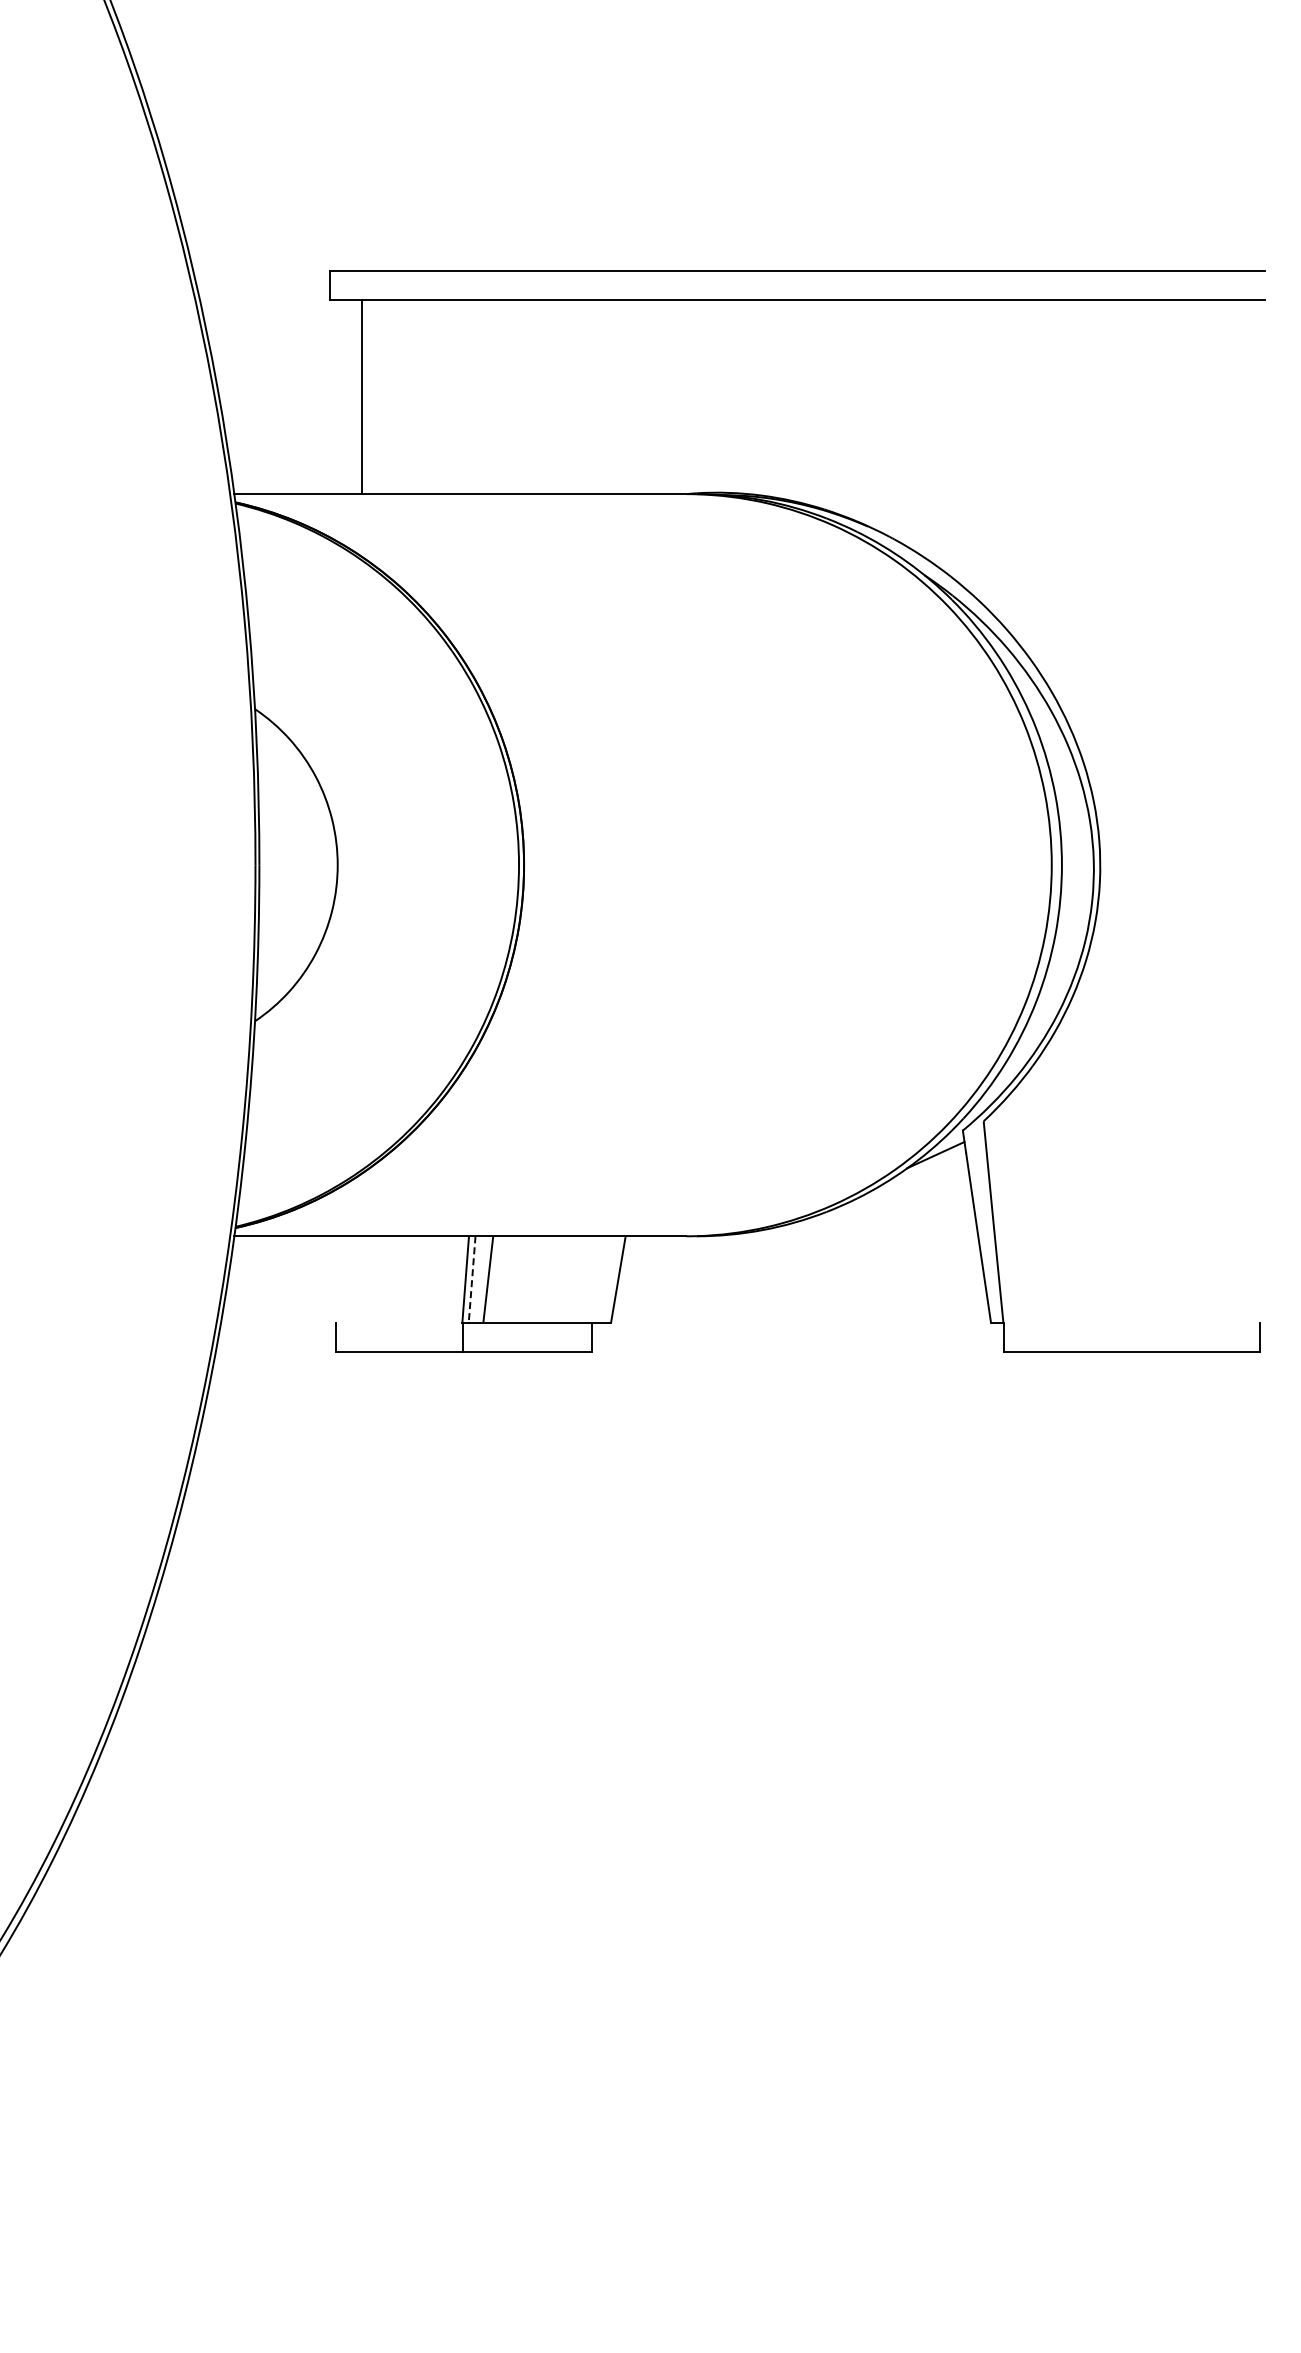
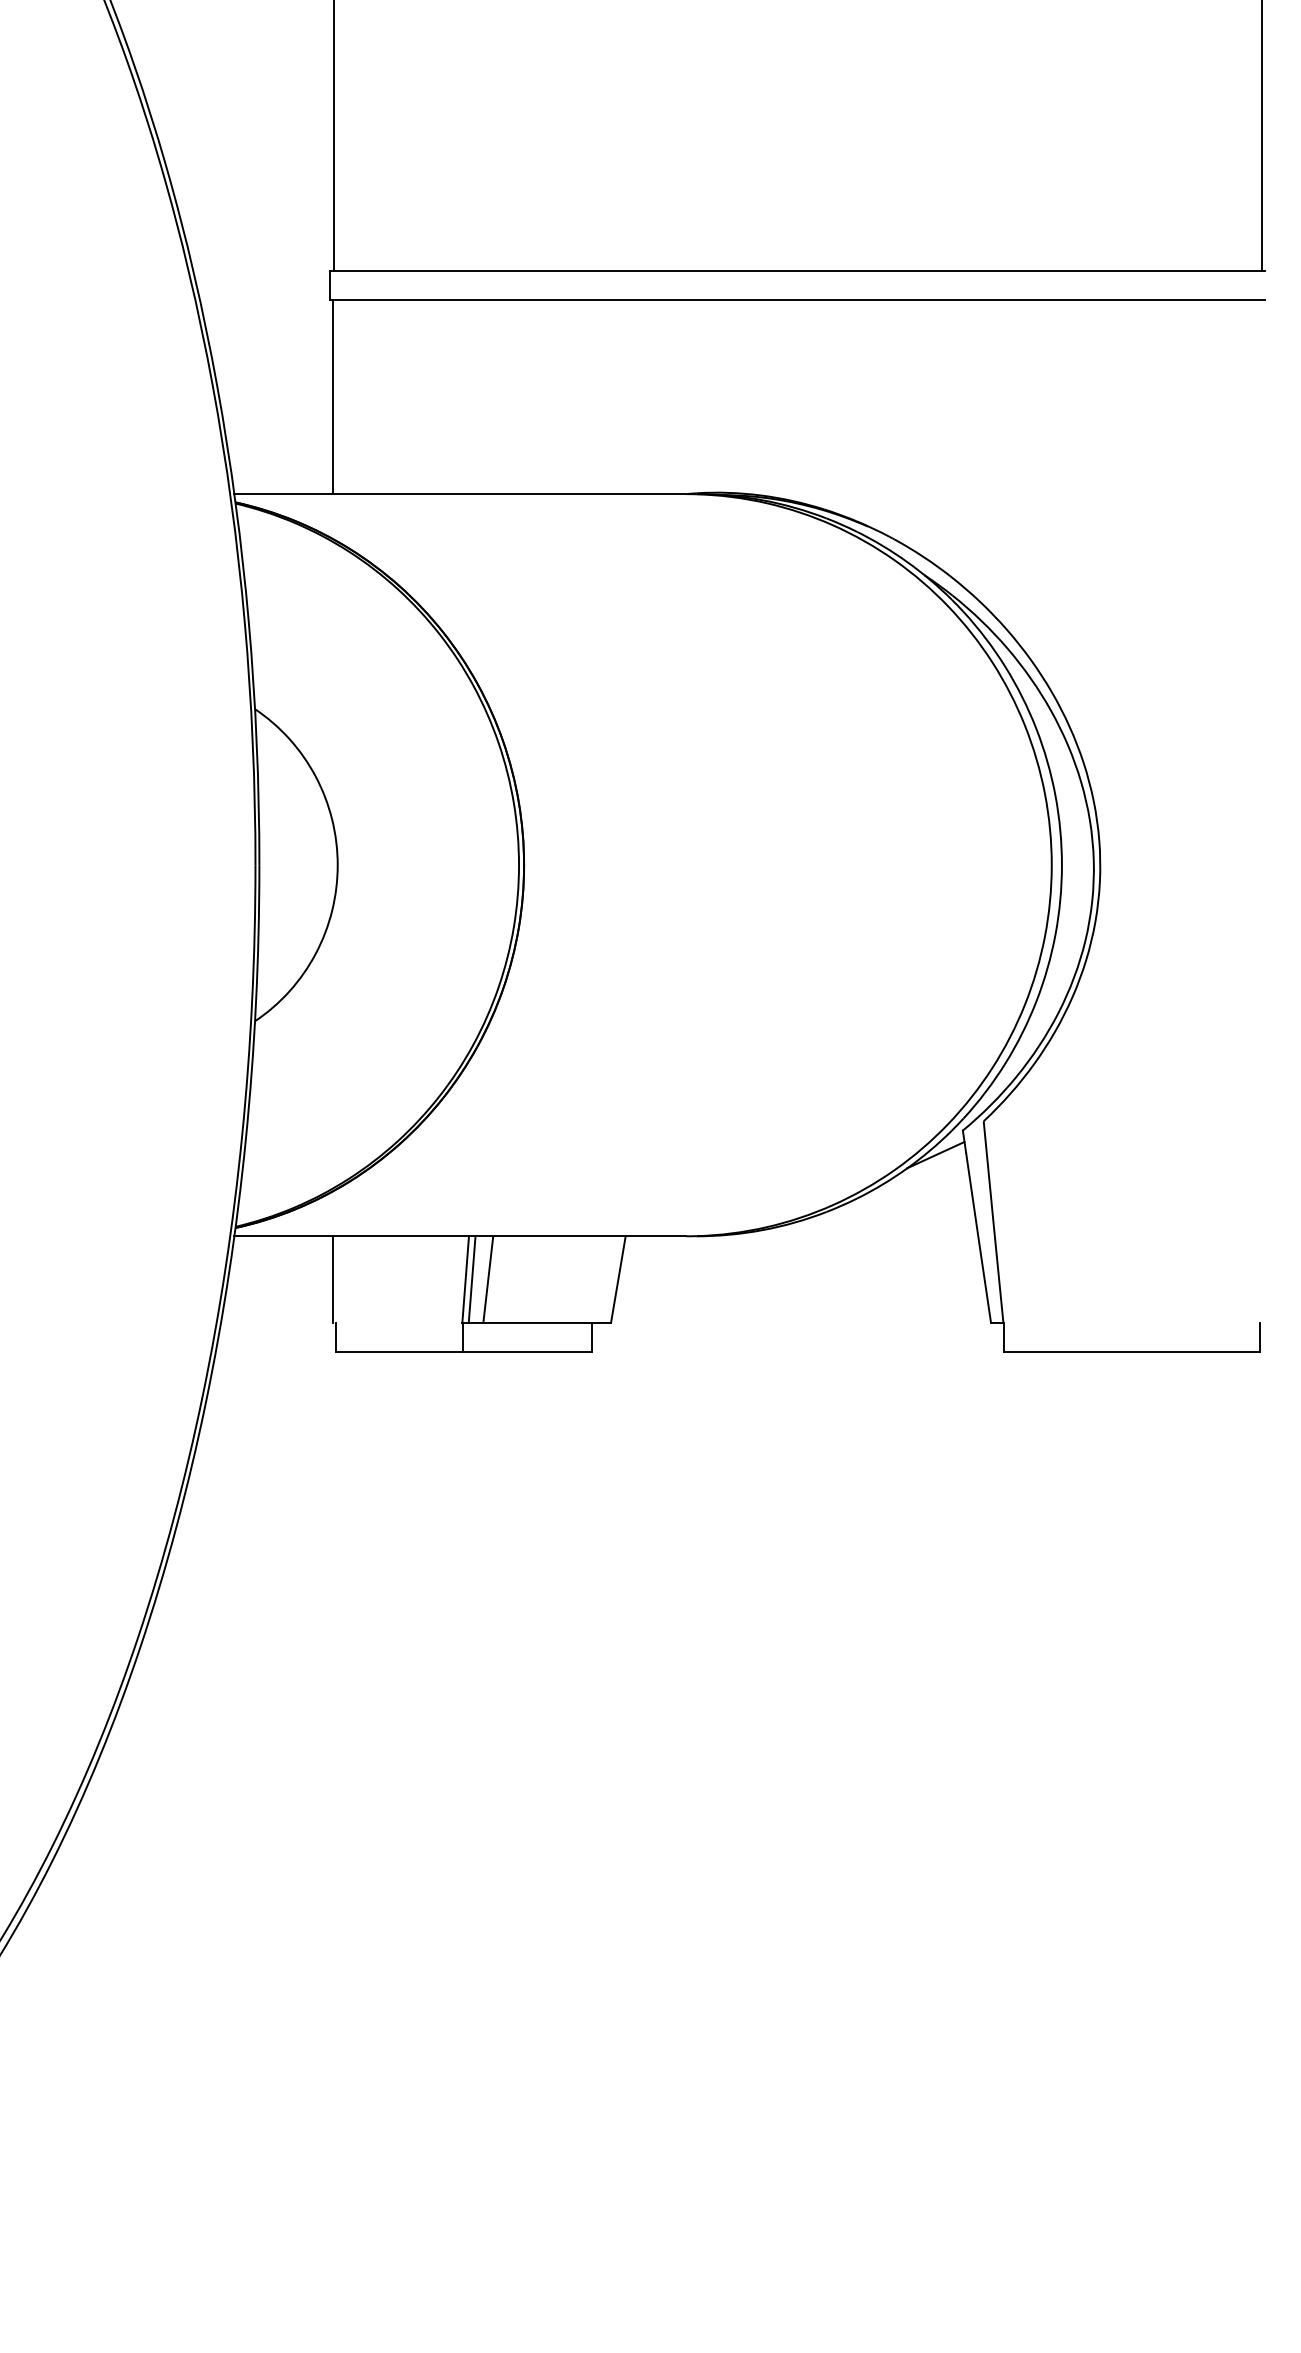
line: none -> present (334, 136)
line: none -> present (1261, 136)
line position: (362, 396) -> (333, 396) (333, 396)
line: none -> present (333, 1279)
line: dashed -> solid (472, 1279)
